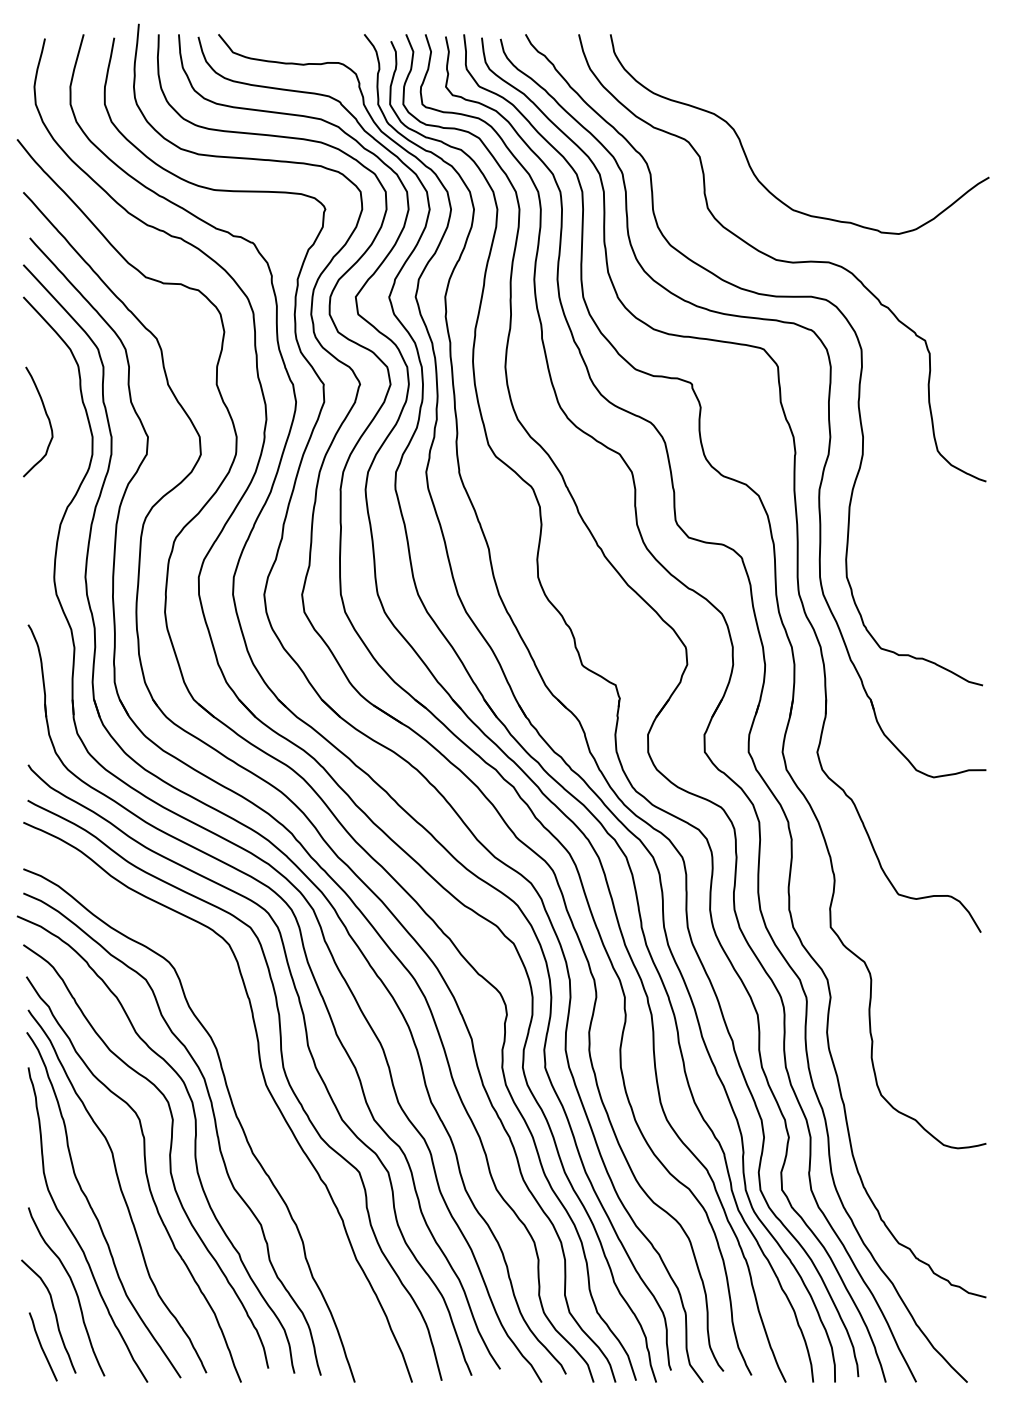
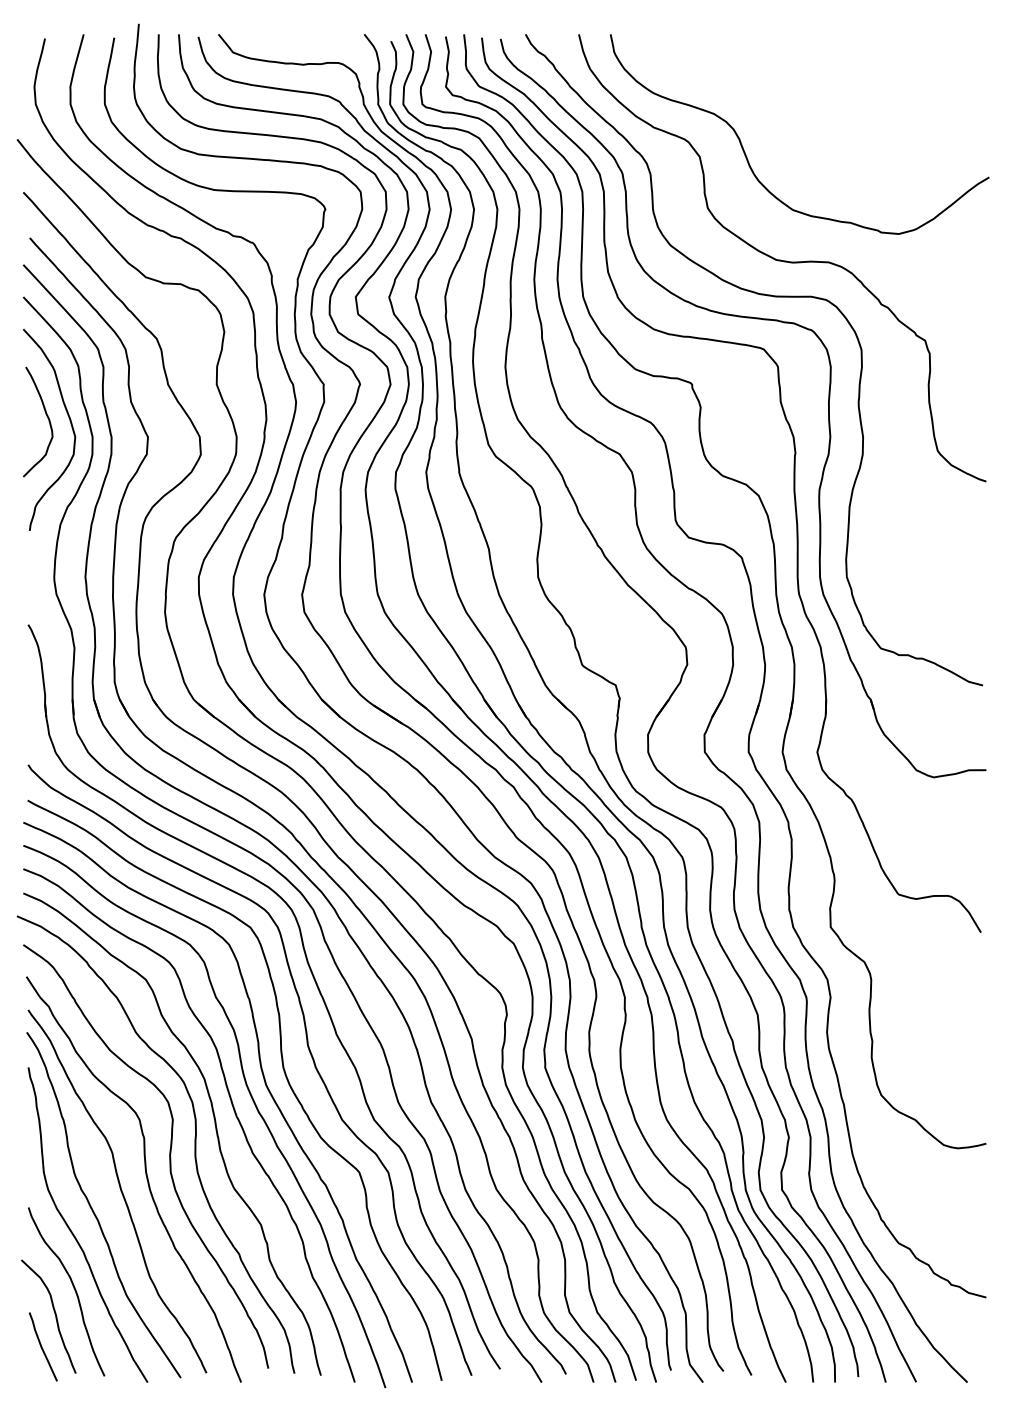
curve: none -> present (69, 421)
curve: none -> present (249, 1094)
